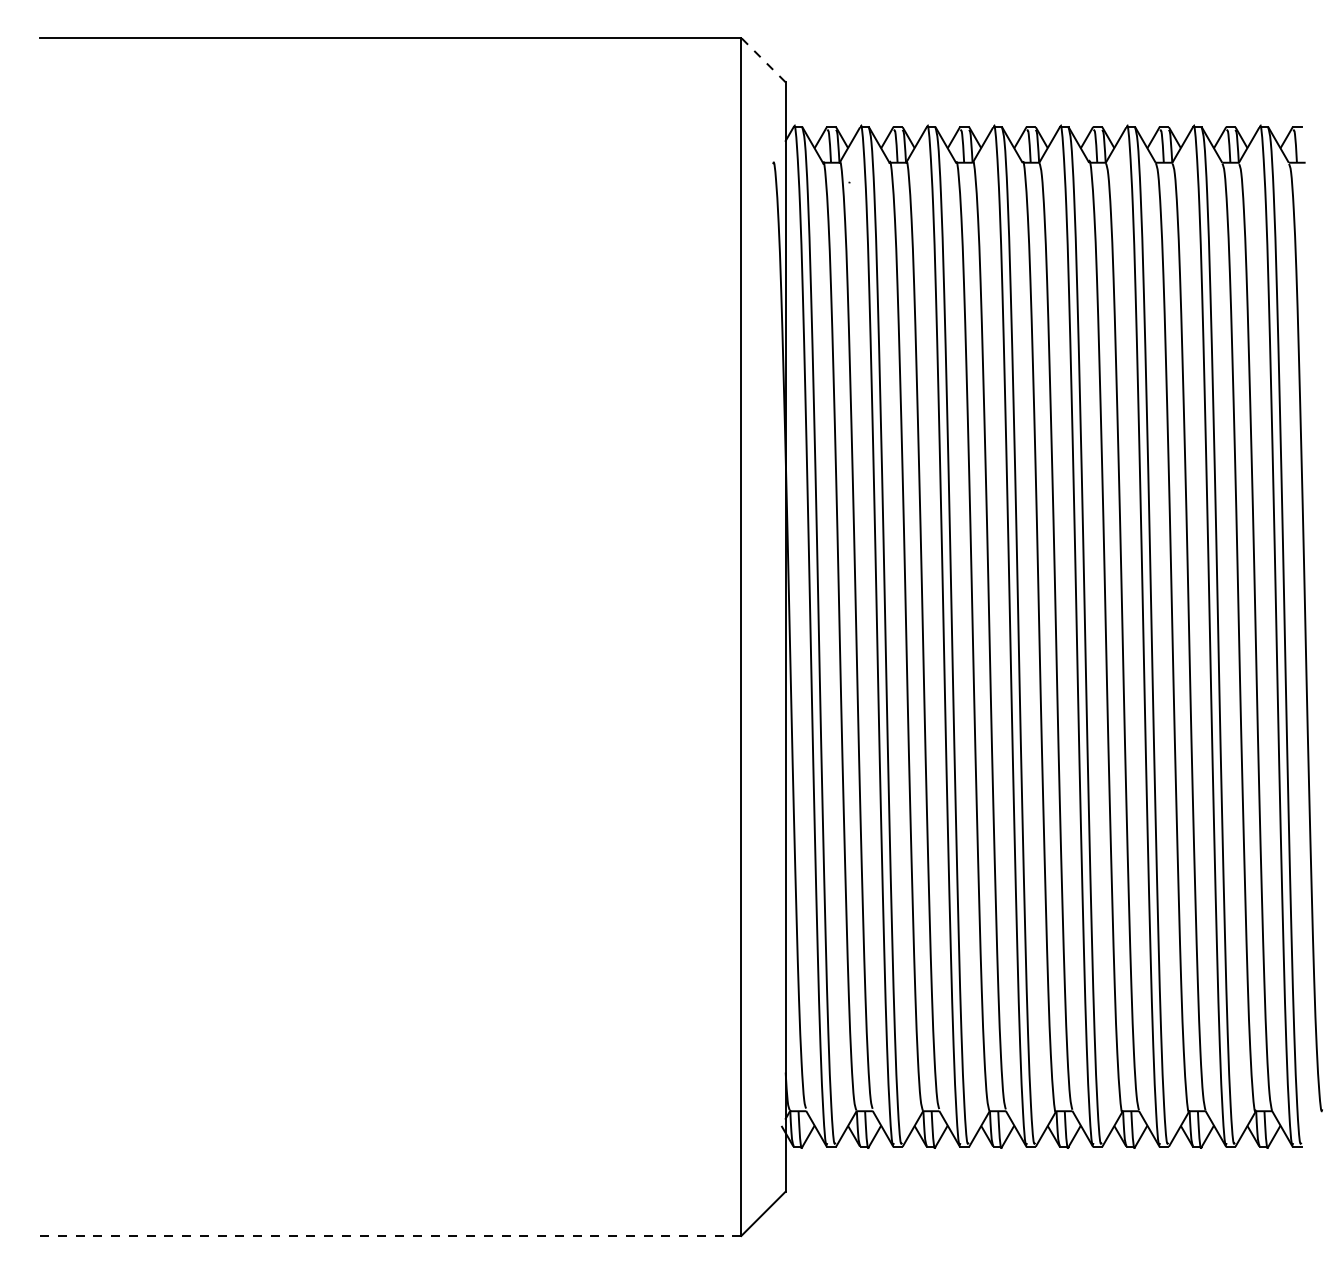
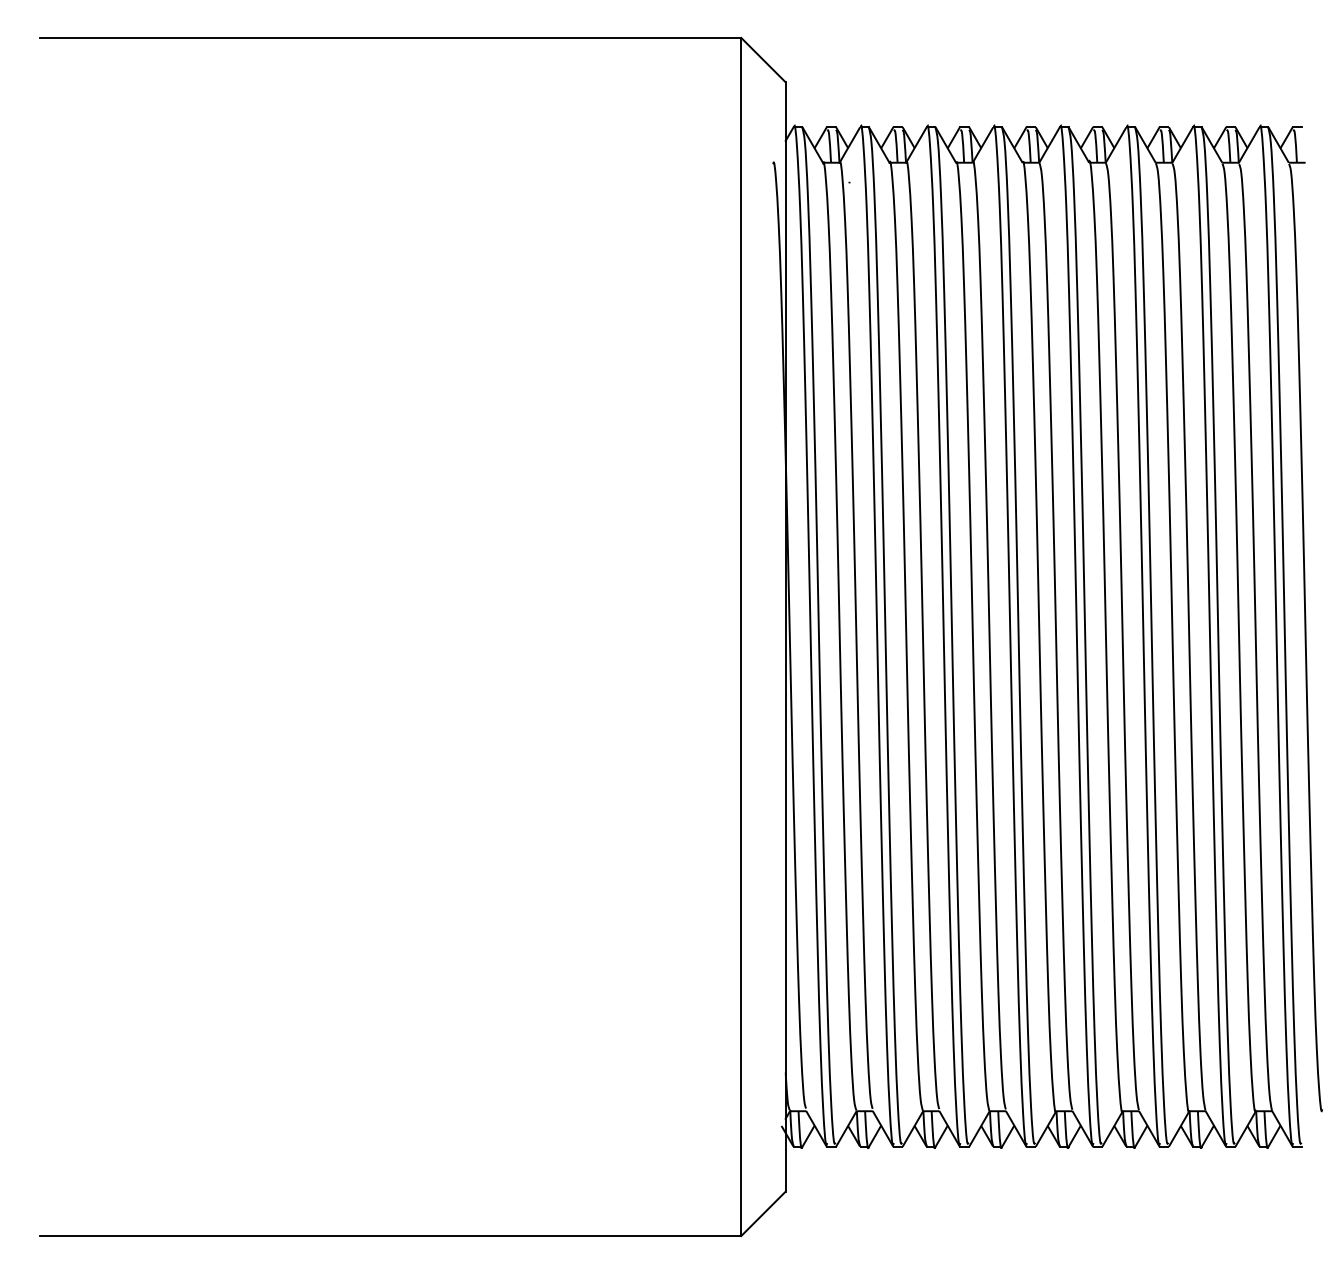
line: dashed -> solid (763, 59)
line: dashed -> solid (390, 1236)
